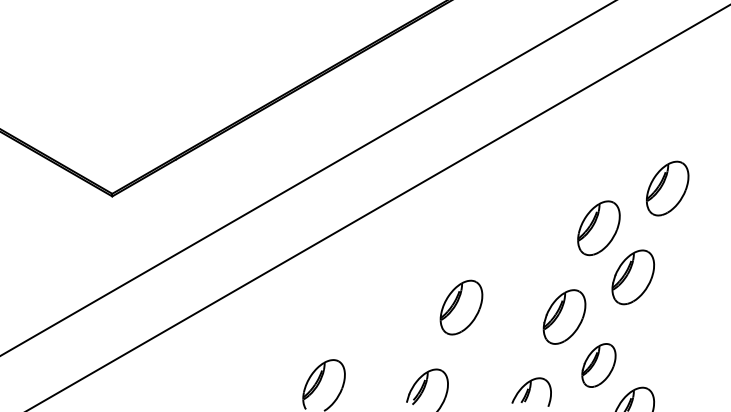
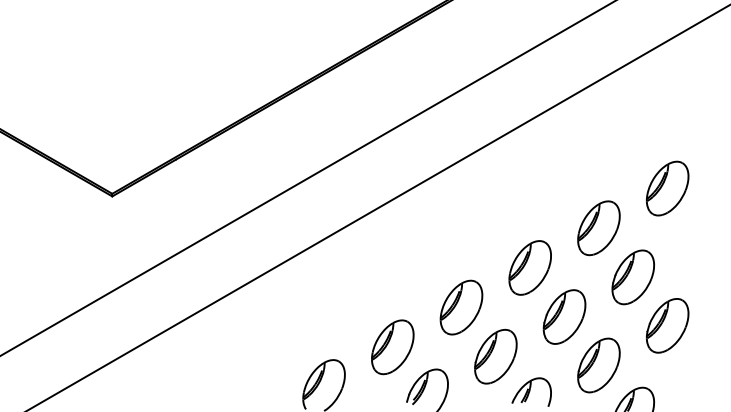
part: none -> present (529, 267)
part: none -> present (667, 325)
part: none -> present (392, 347)
part: none -> present (495, 356)
part size: 36x45 px -> 44x57 px (598, 365)
